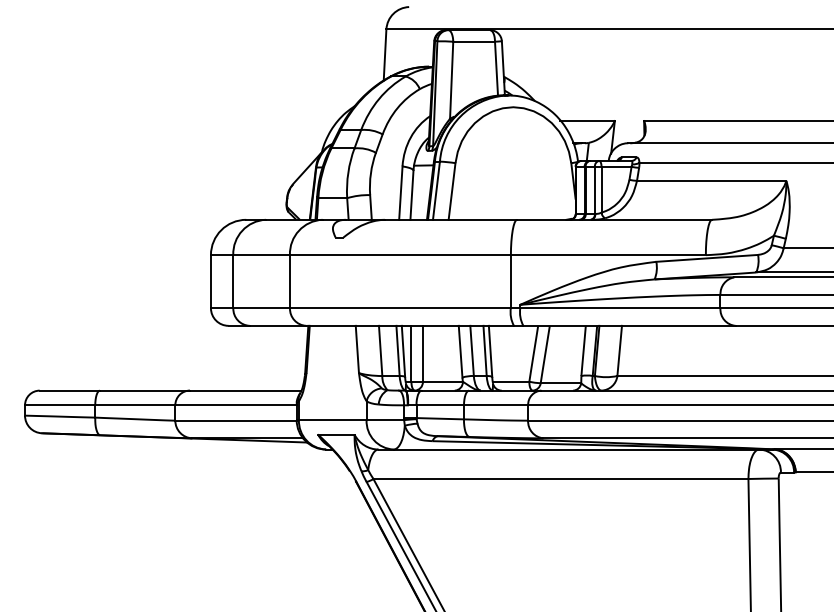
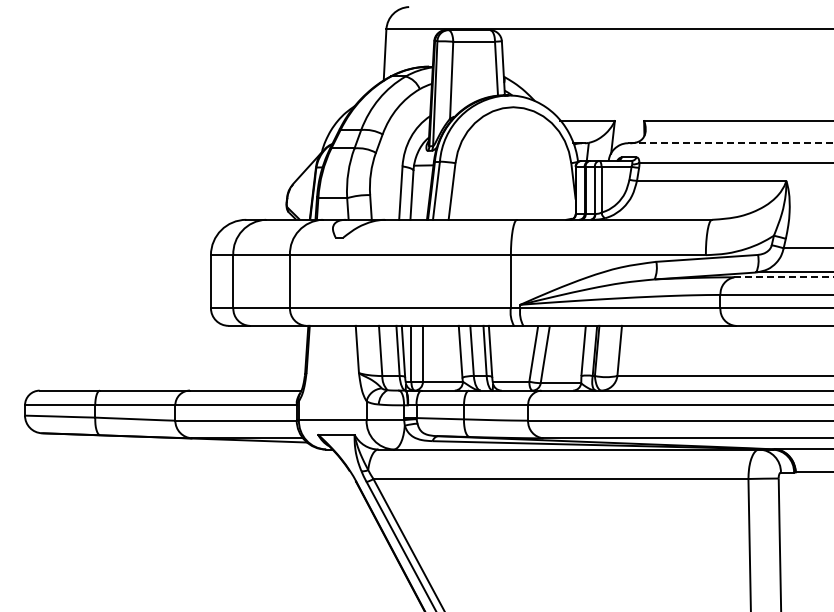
line: solid -> dashed (731, 143)
line: solid -> dashed (784, 277)
